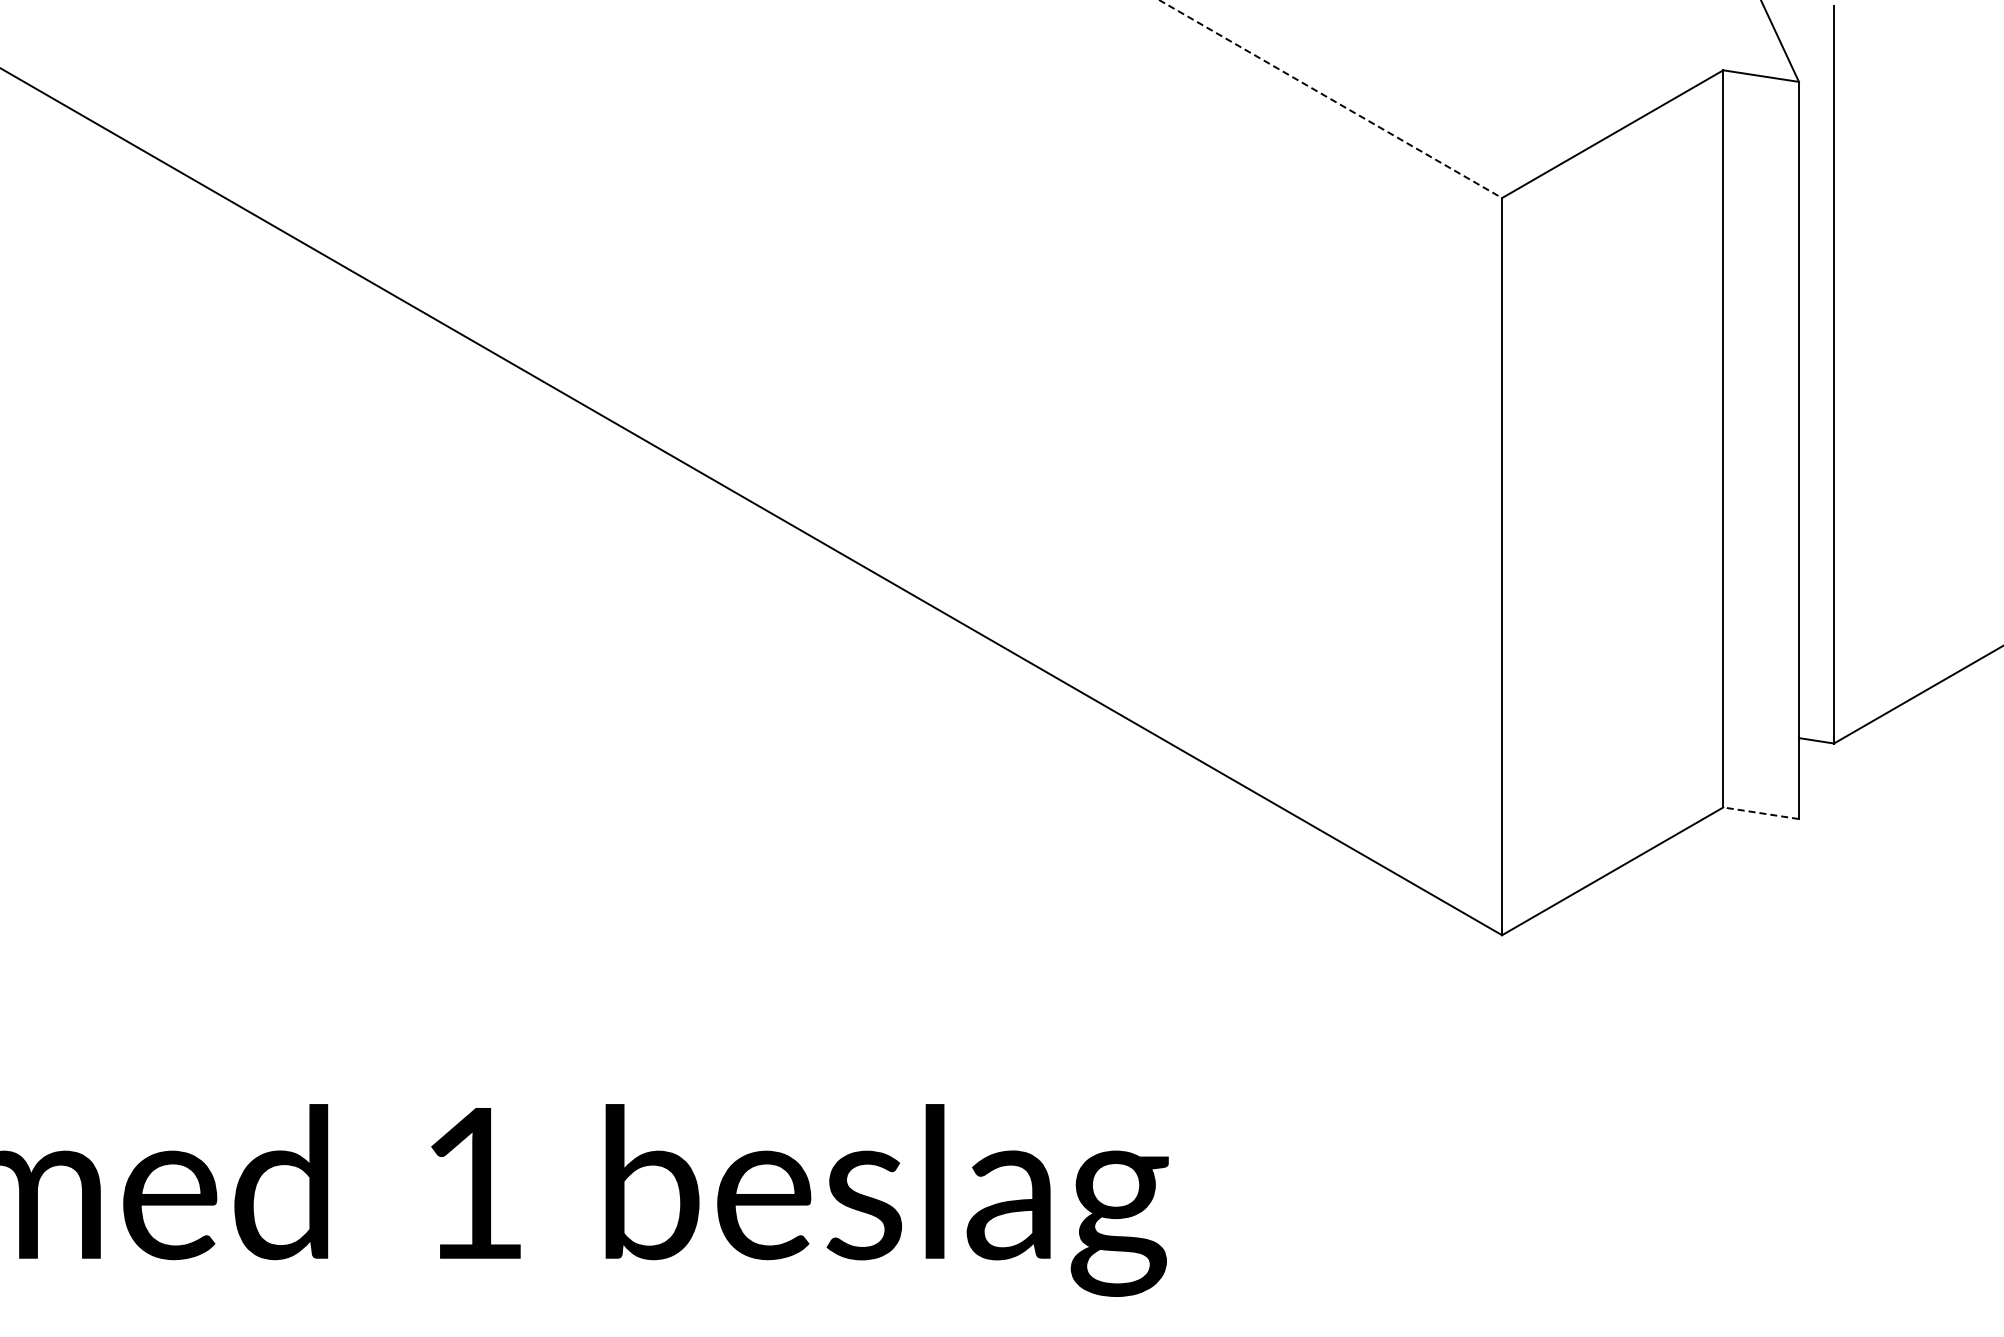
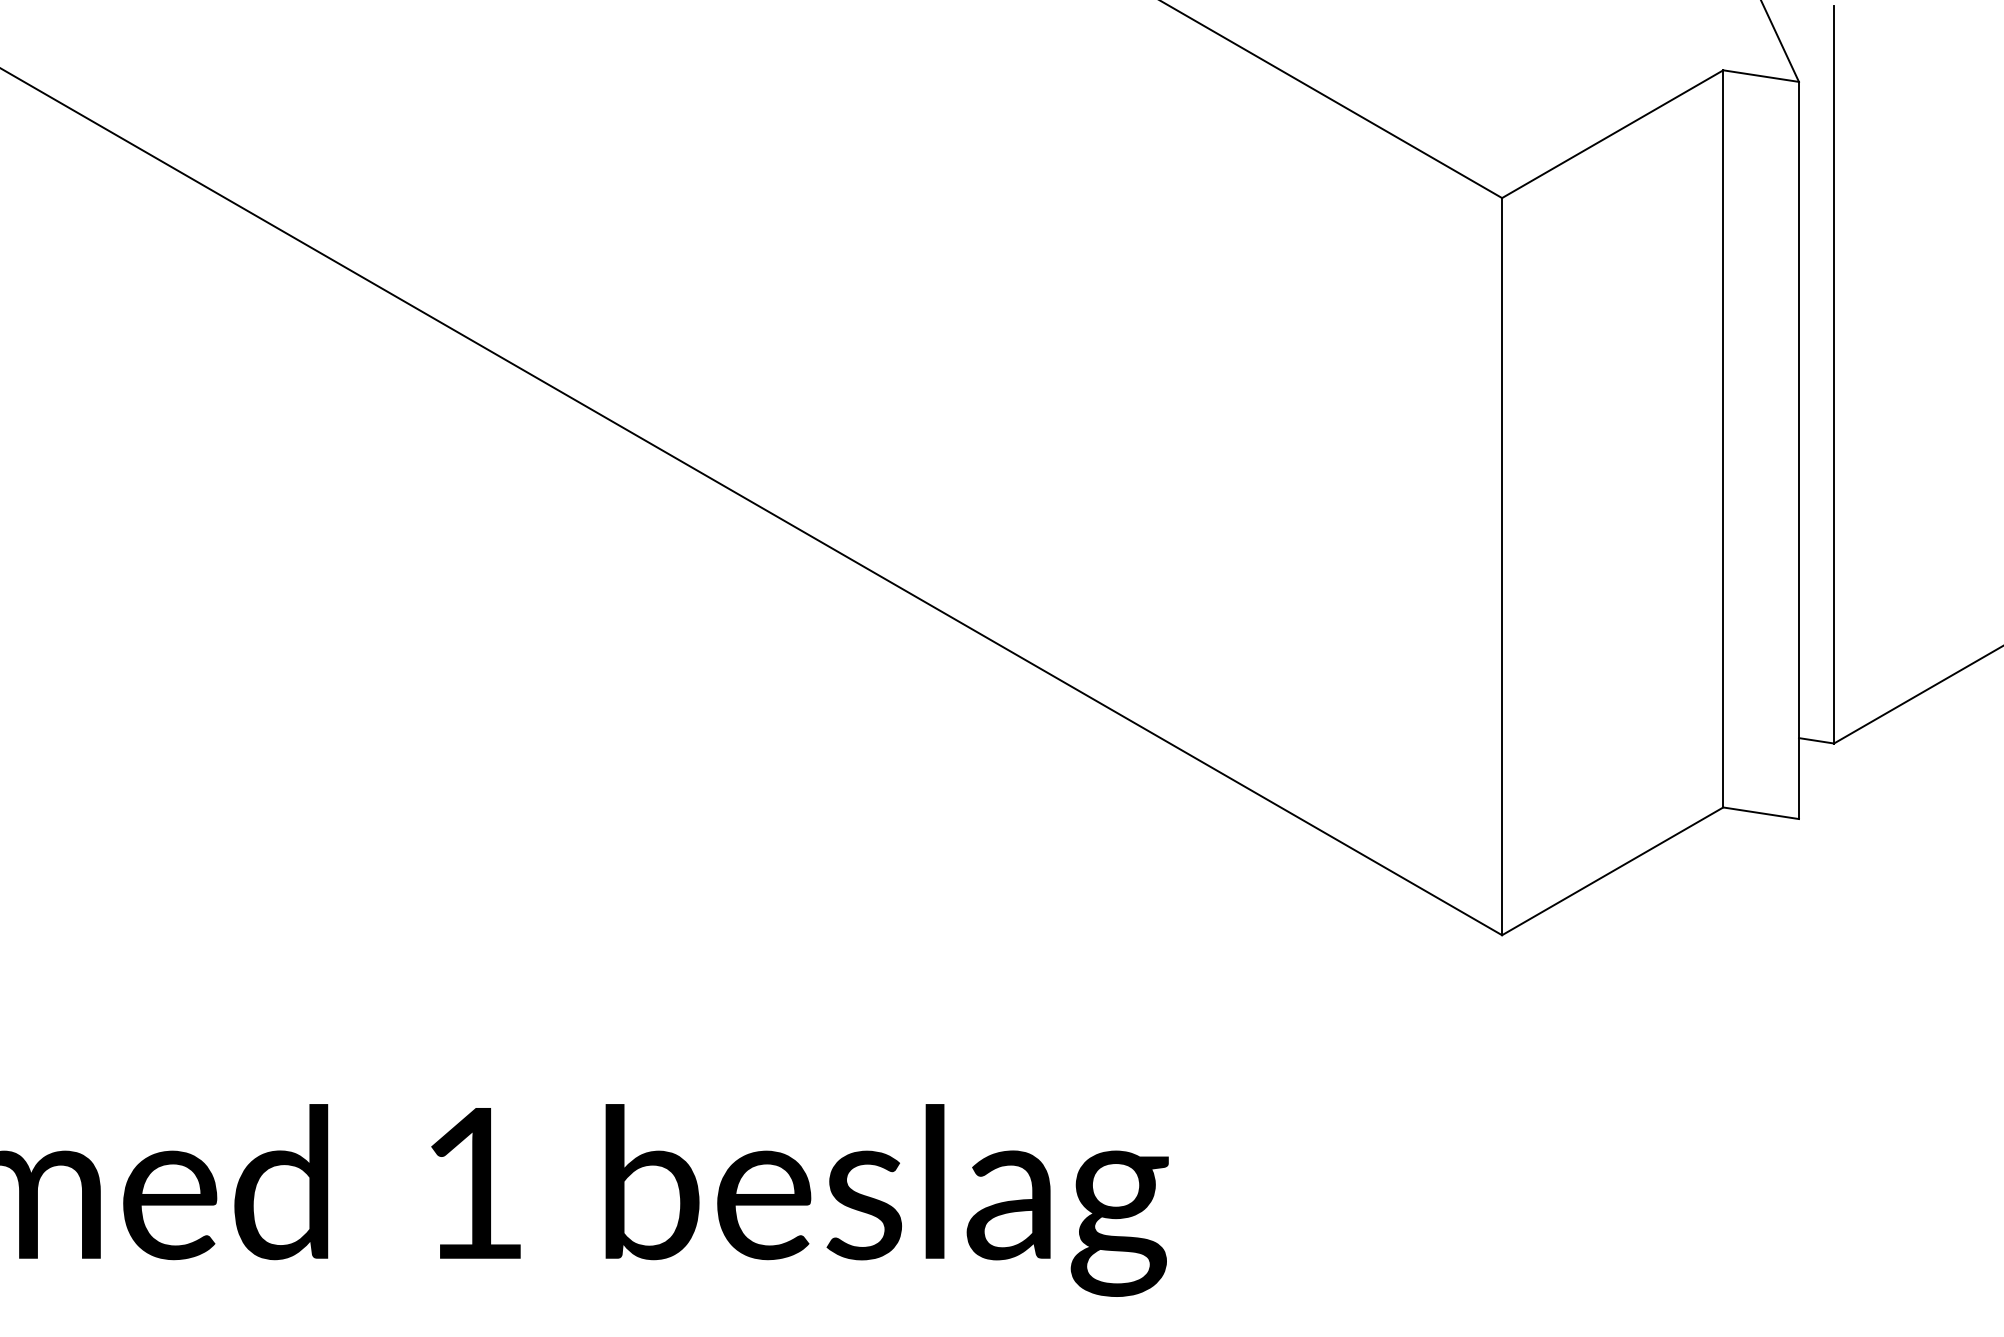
line: dashed -> solid (1330, 99)
line: dashed -> solid (1760, 813)
